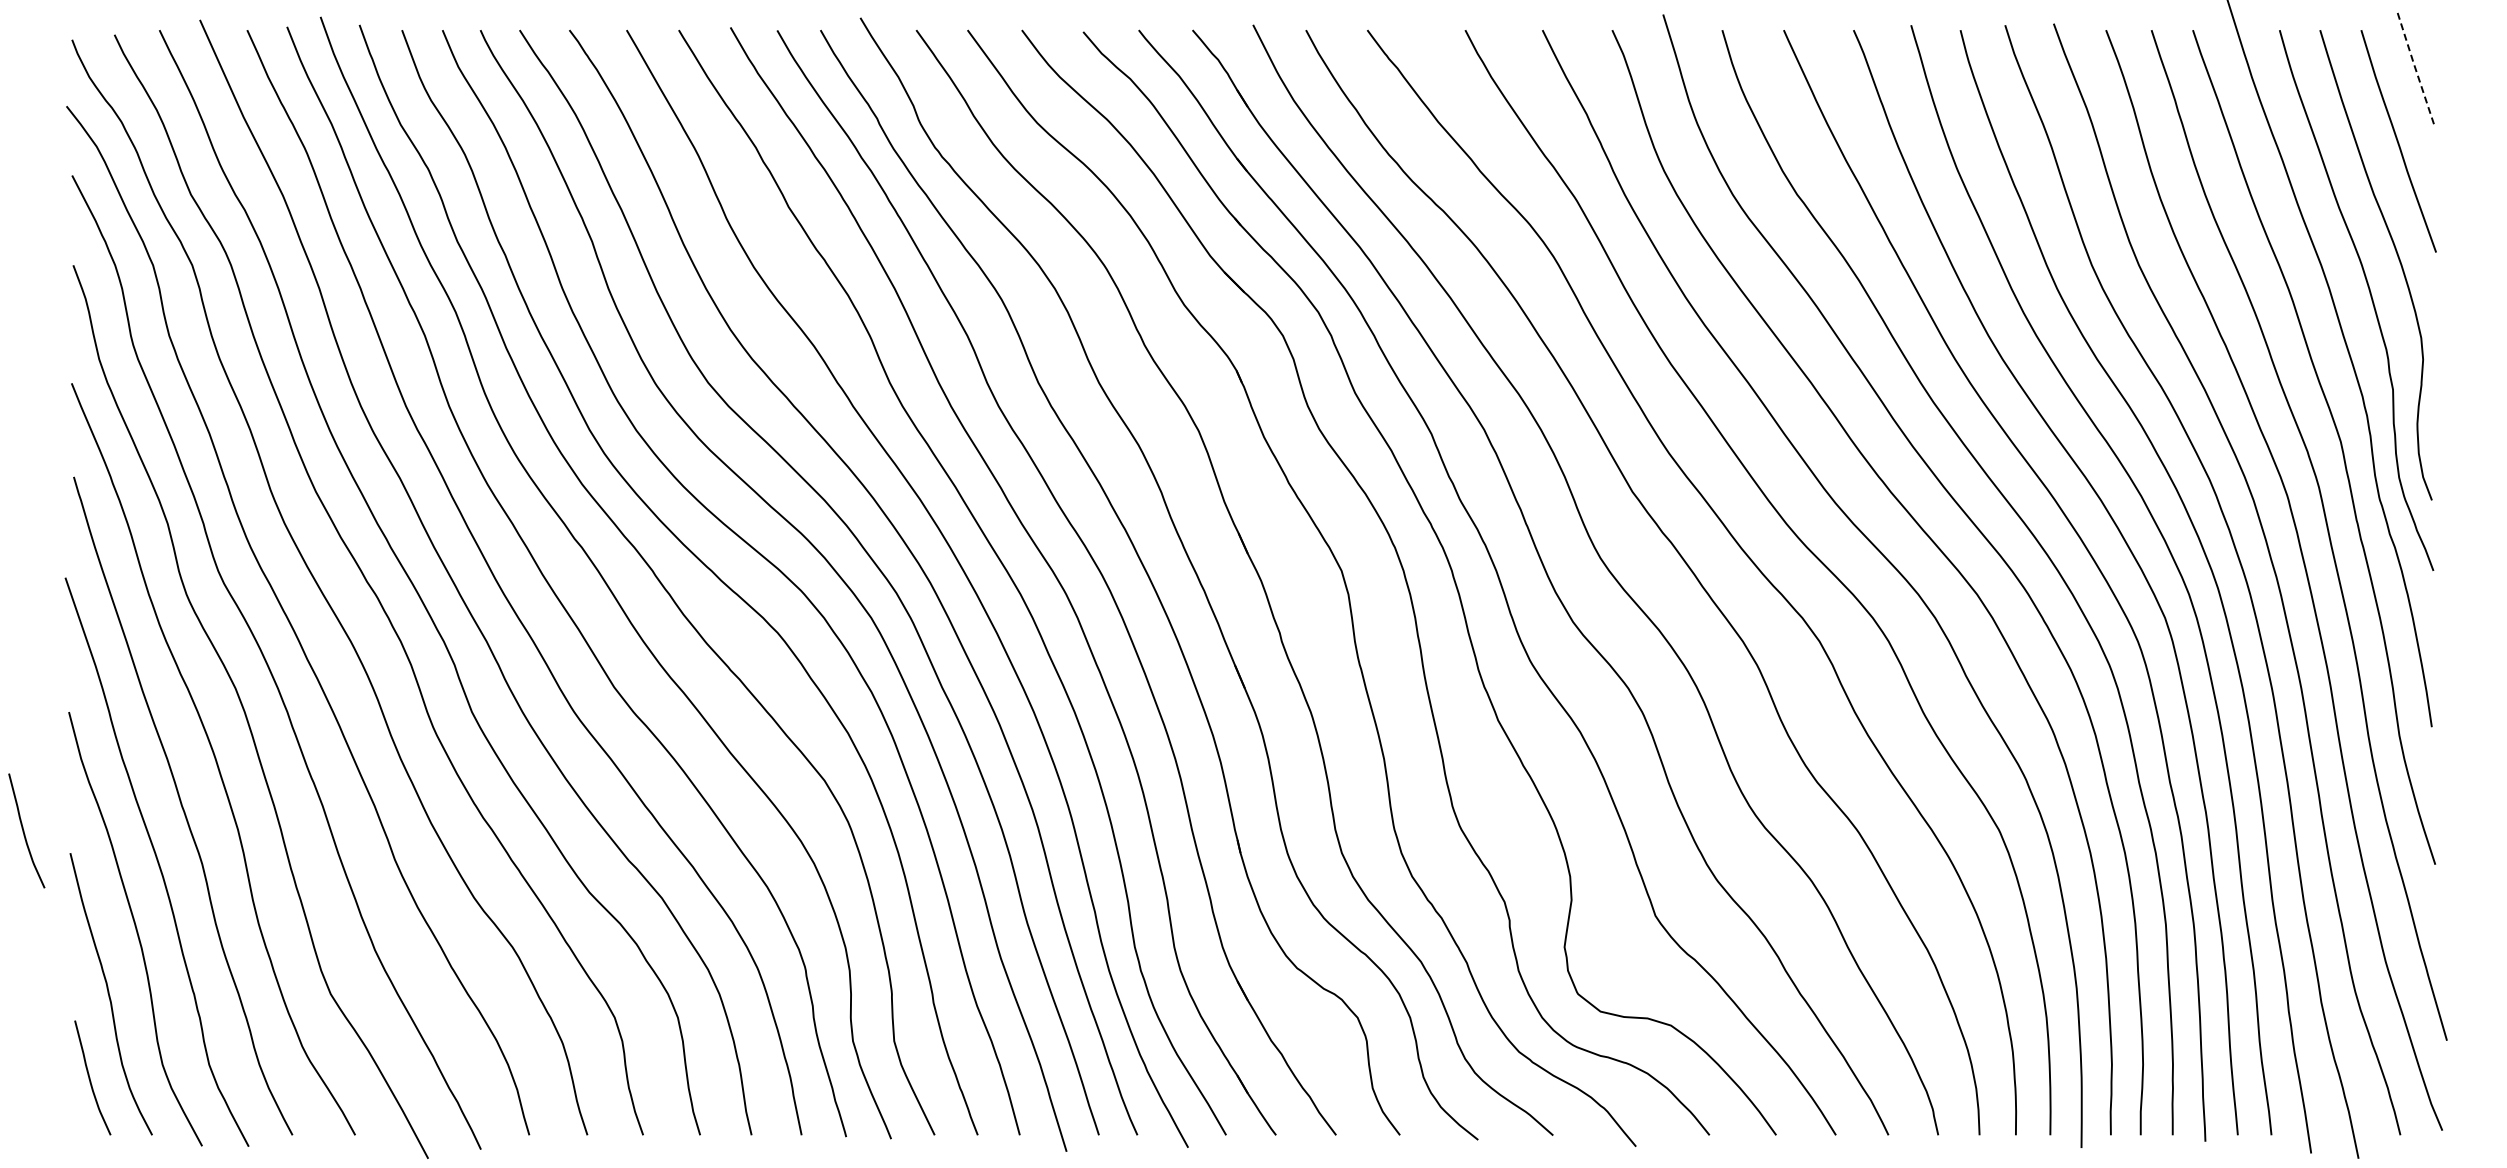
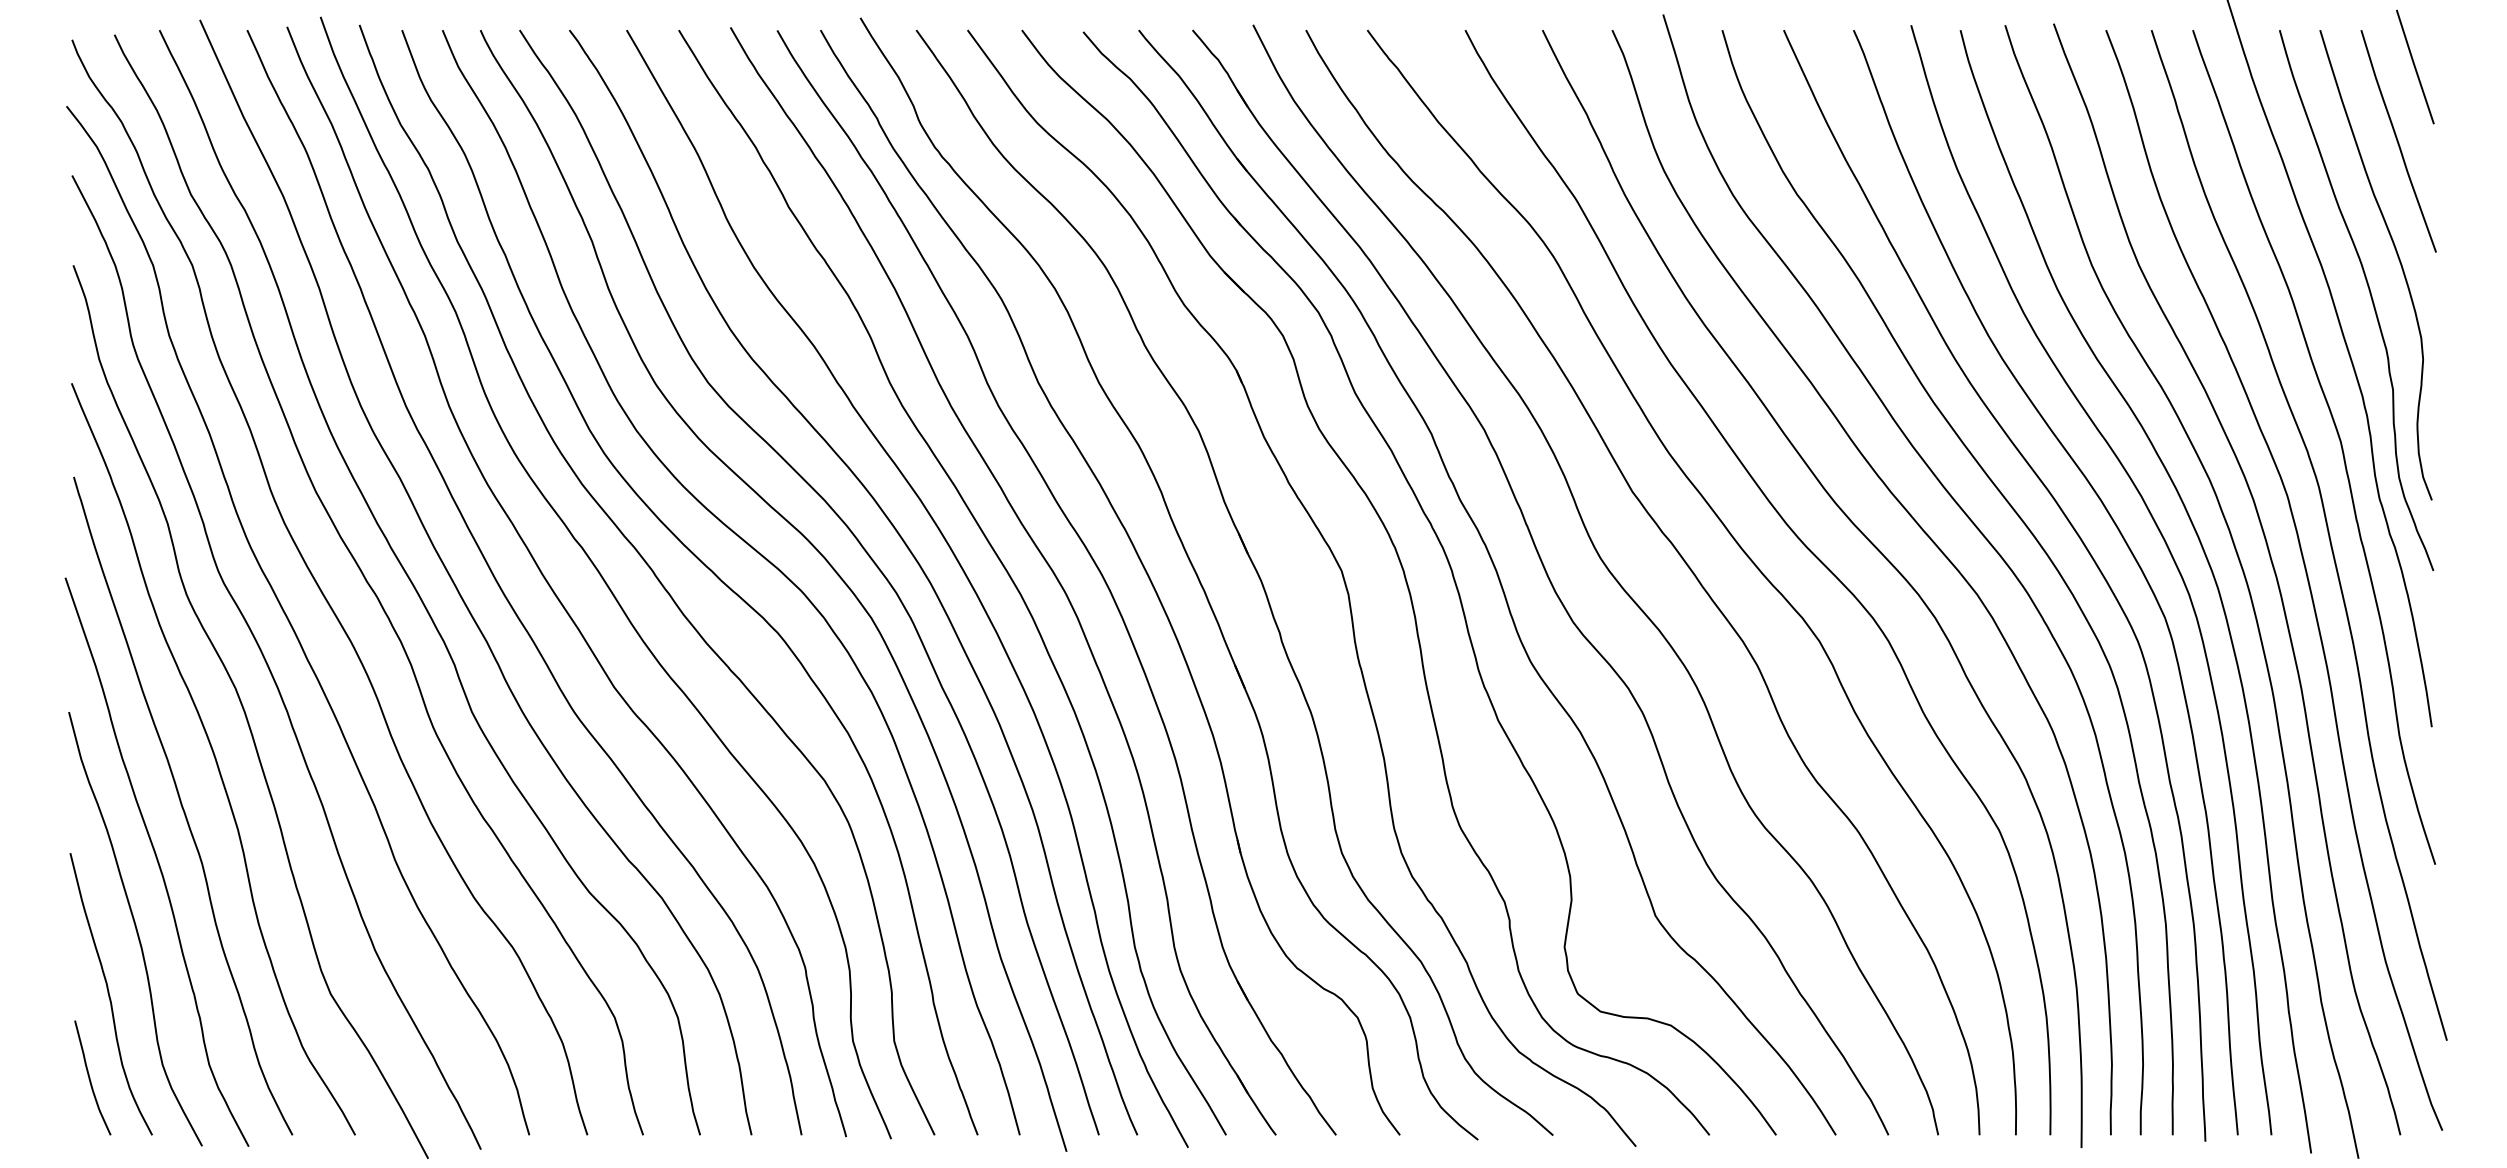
line: dashed -> solid (2414, 66)
curve: present -> none (24, 830)
